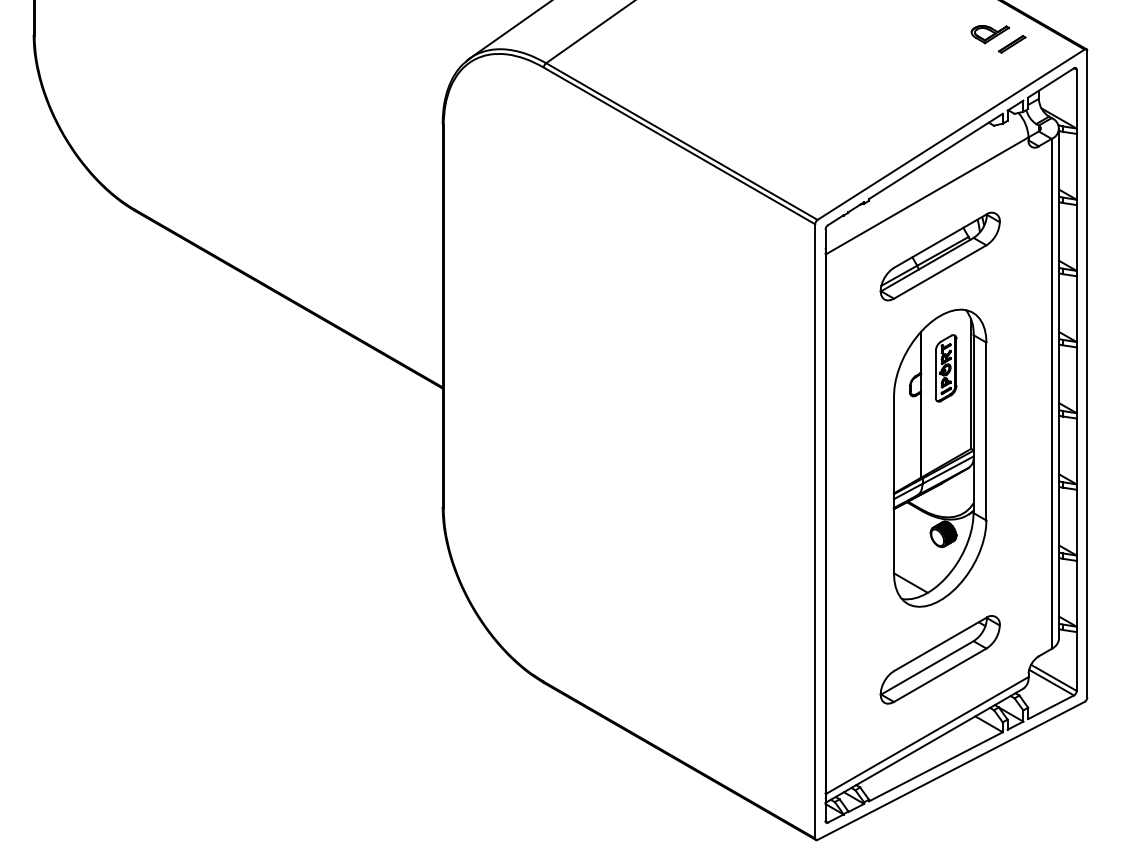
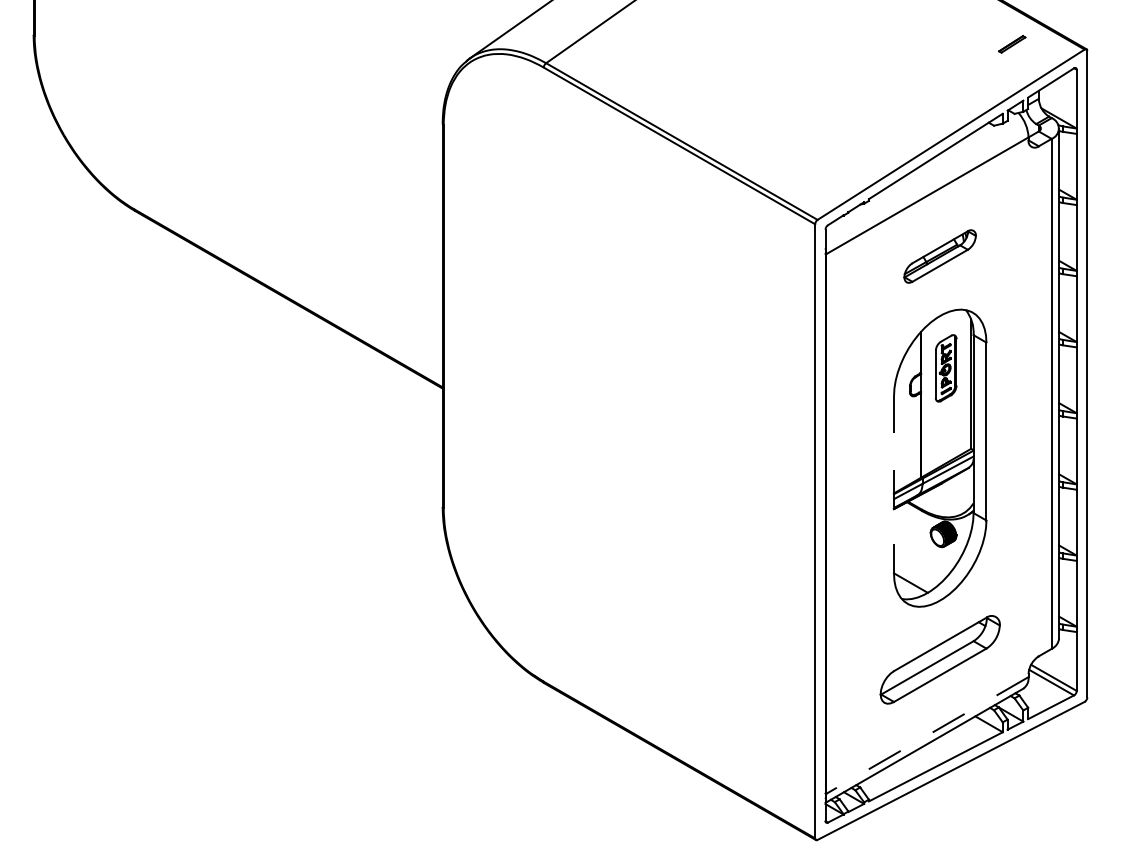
part: present -> none (989, 34)
part size: 122x91 px -> 74x55 px (939, 256)
line: solid -> dashed (894, 484)
line: solid -> dashed (927, 735)
